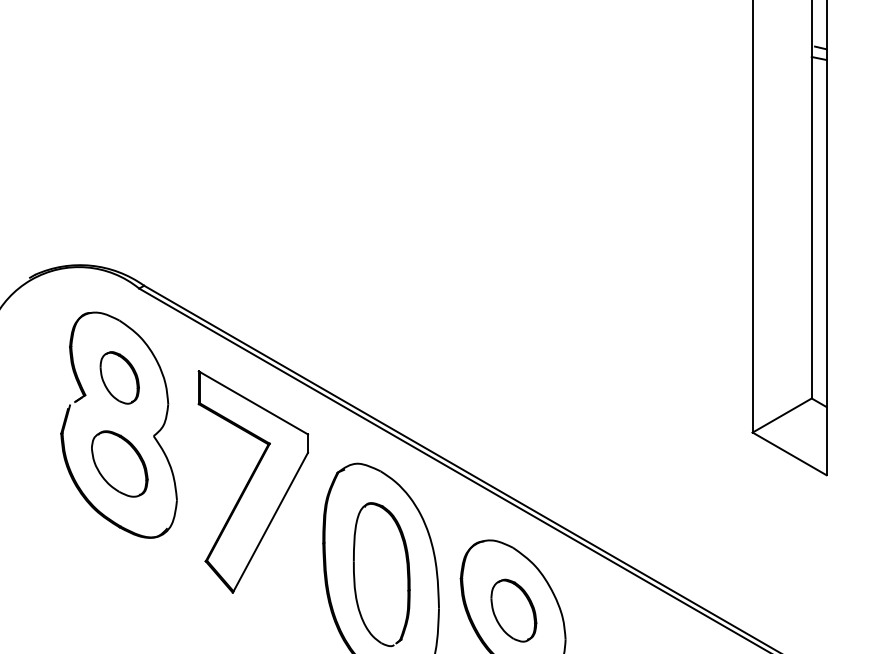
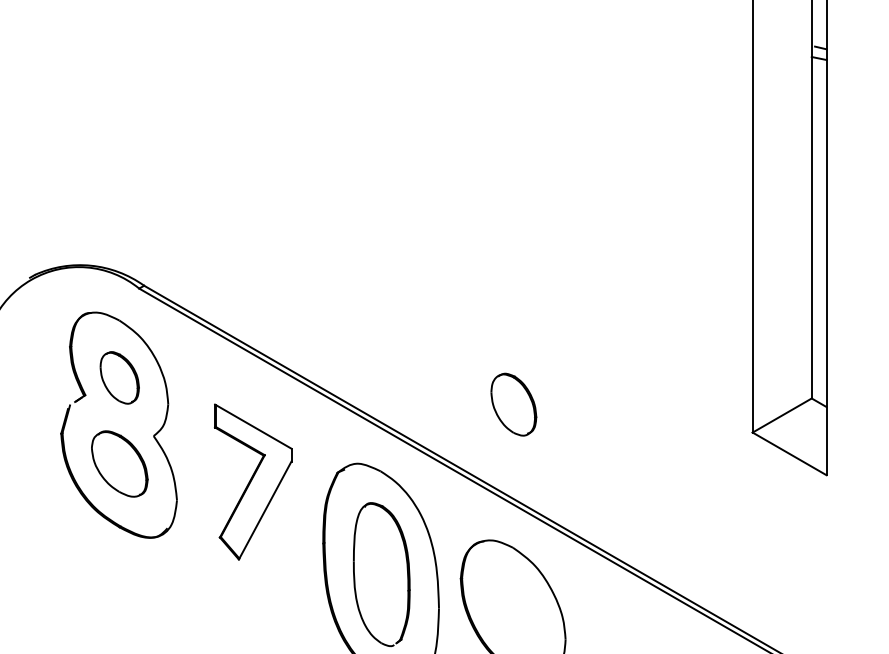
part size: 112x224 px -> 79x158 px (253, 481)
part position: (513, 610) -> (513, 404) (513, 404)
